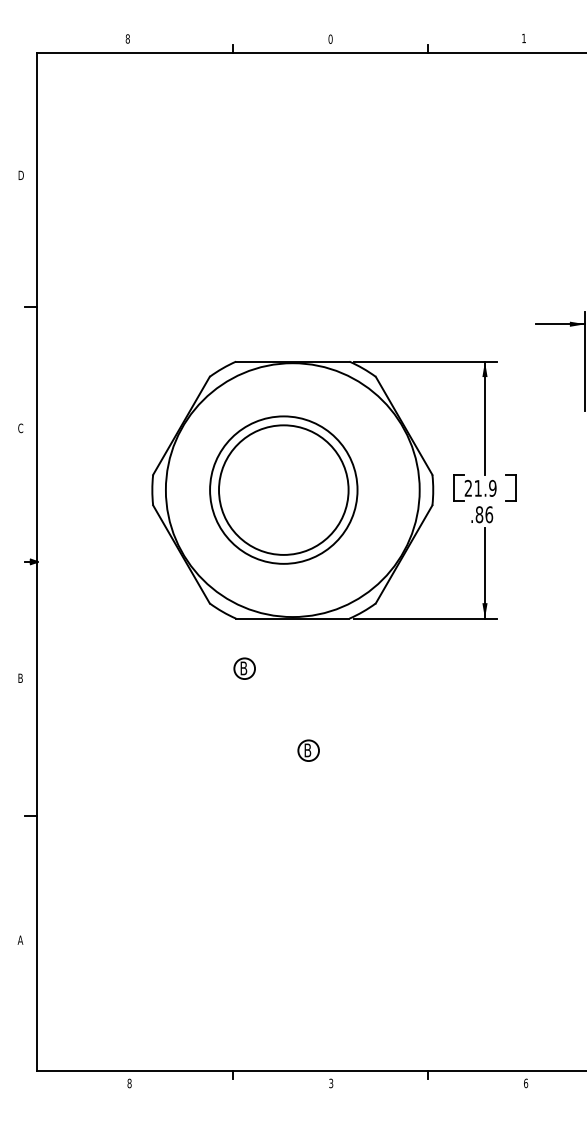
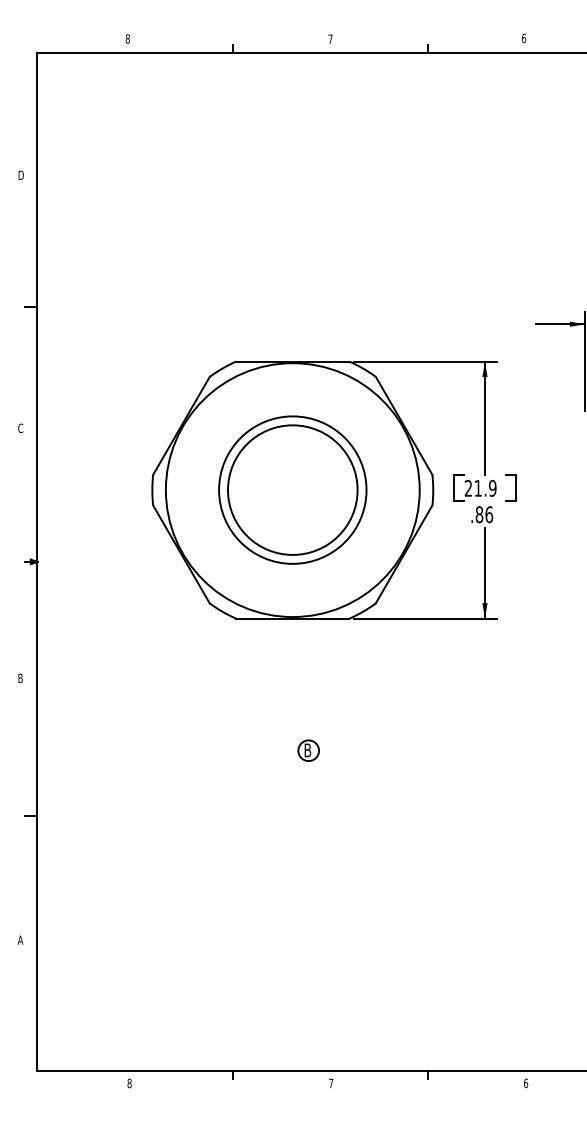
text: 0 -> 7 (330, 38)
text: 1 -> 6 (524, 38)
part position: (283, 489) -> (292, 489) (292, 489)
part: present -> none (244, 668)
text: 3 -> 7 (331, 1083)
